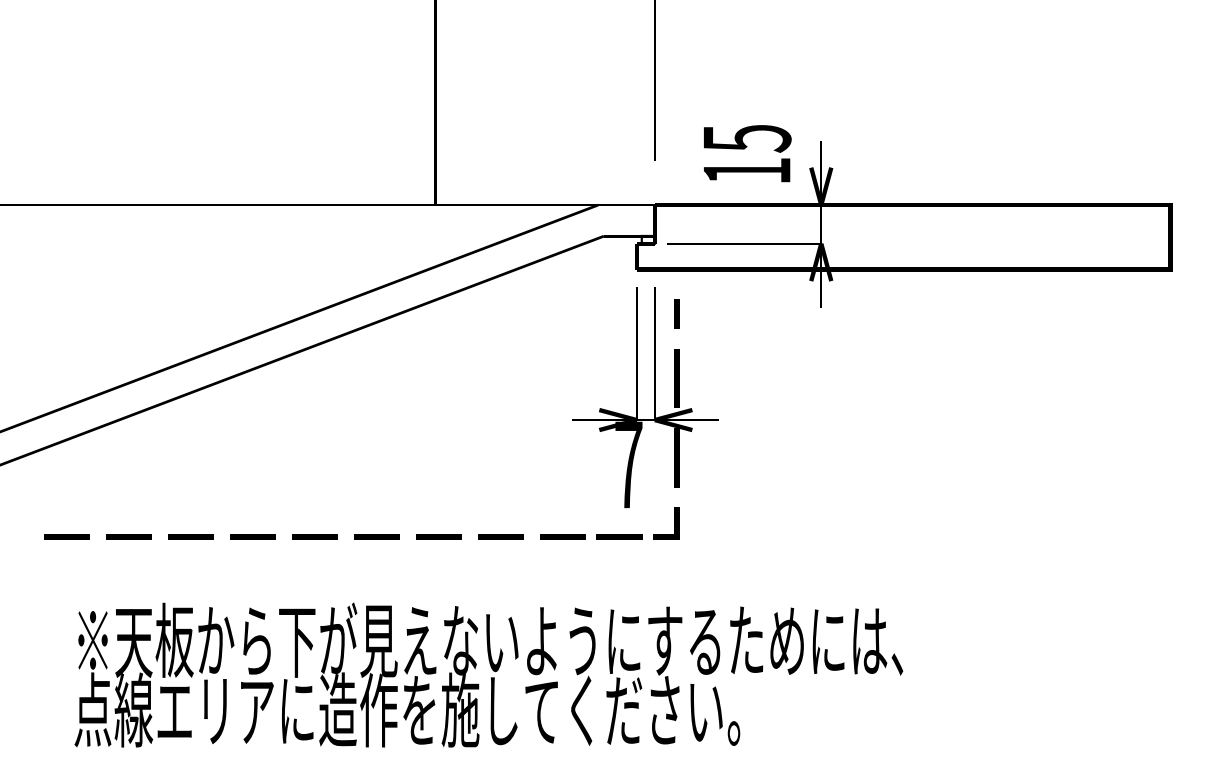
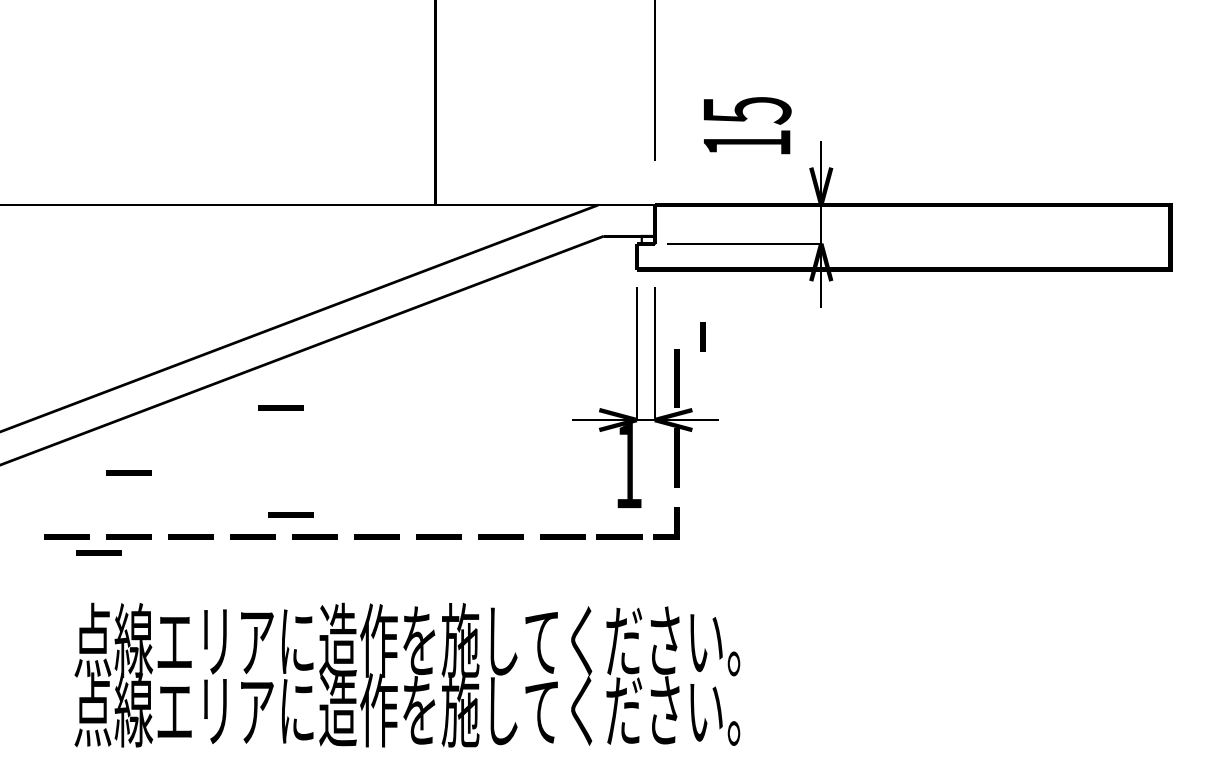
text position: (747, 153) -> (747, 125) (747, 125)
line position: (676, 313) -> (702, 336) (702, 336)
line: none -> present (280, 407)
text: 7 -> 1 (628, 464)
line: none -> present (128, 472)
line: none -> present (290, 514)
line: none -> present (98, 552)
text: ※天板から下が見えないようにするためには、 -> 点線エリアに造作を施してください。 (488, 639)
